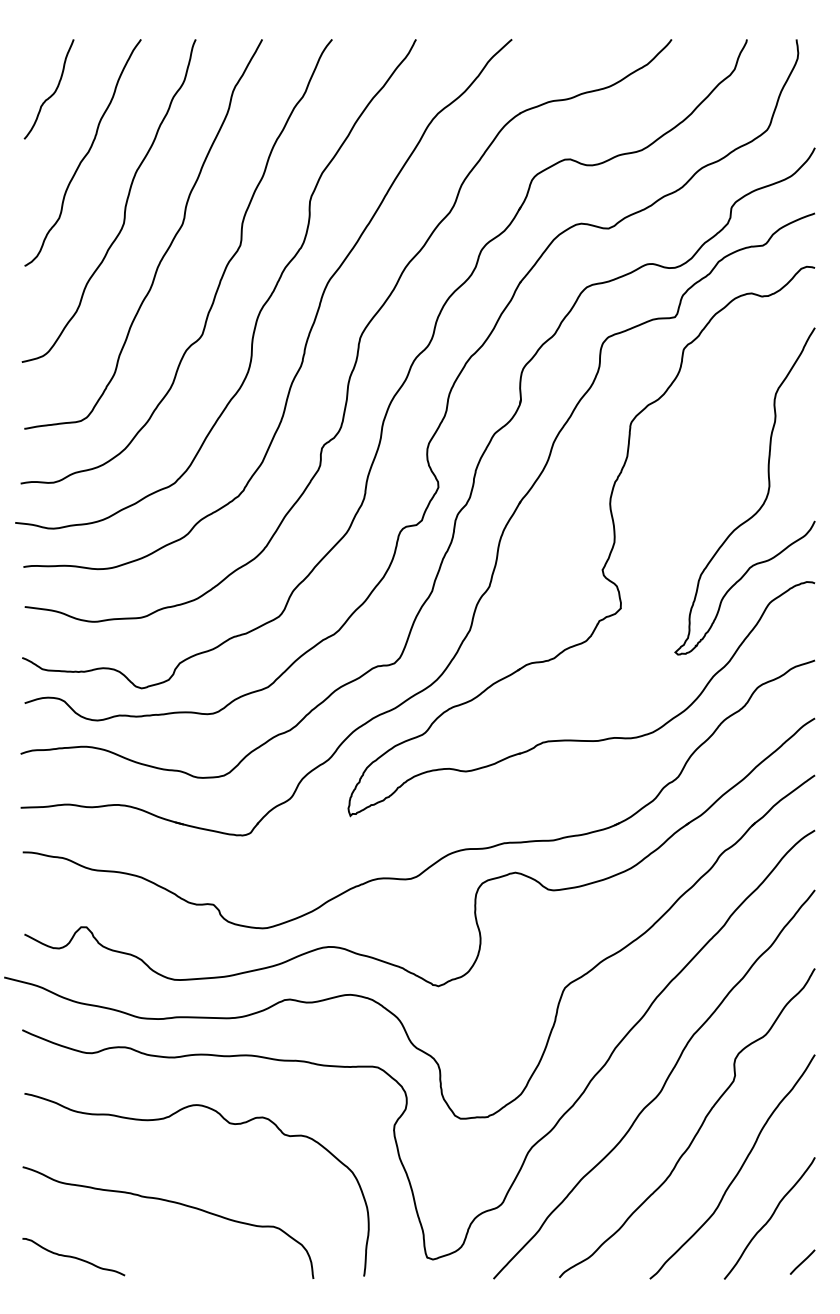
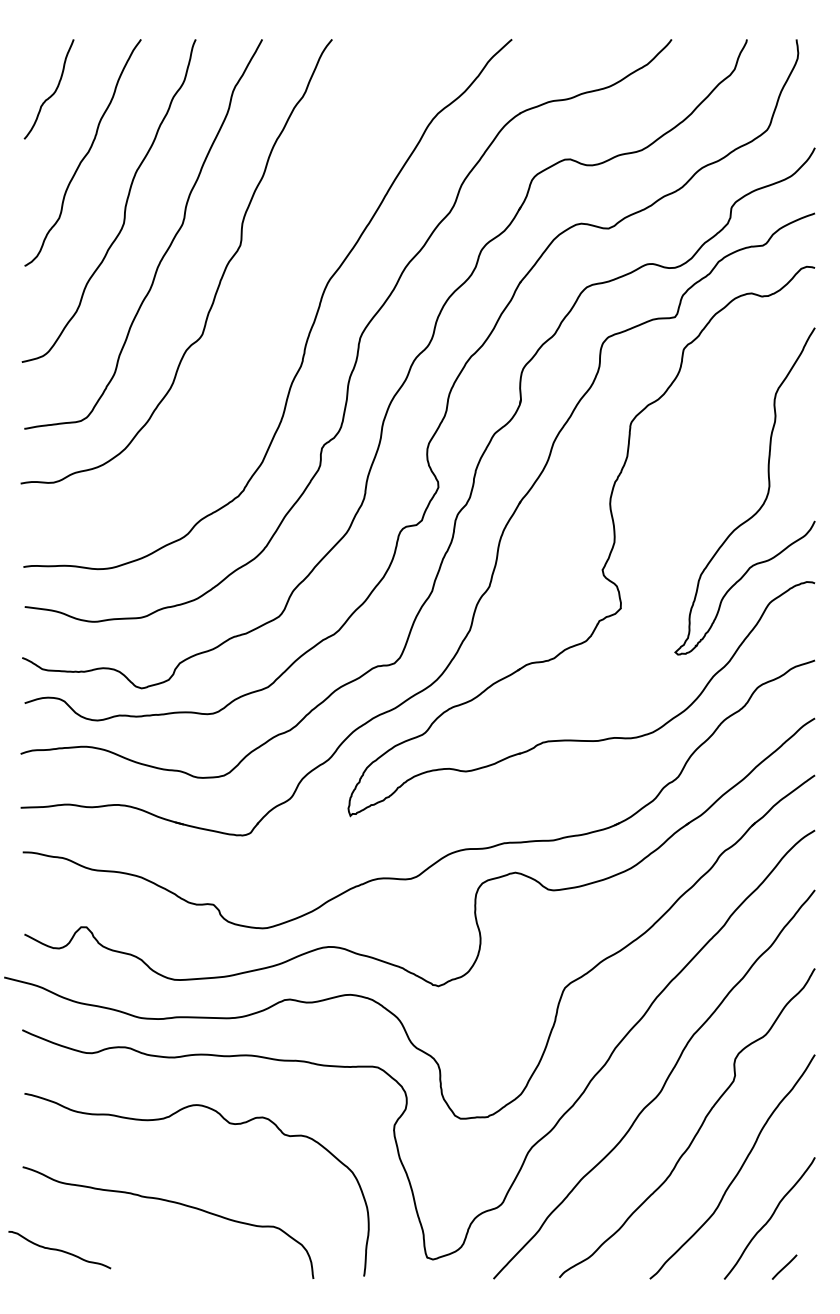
curve: present -> none (259, 310)
curve position: (73, 1257) -> (59, 1250) (59, 1250)
line position: (802, 1261) -> (784, 1266) (784, 1266)
